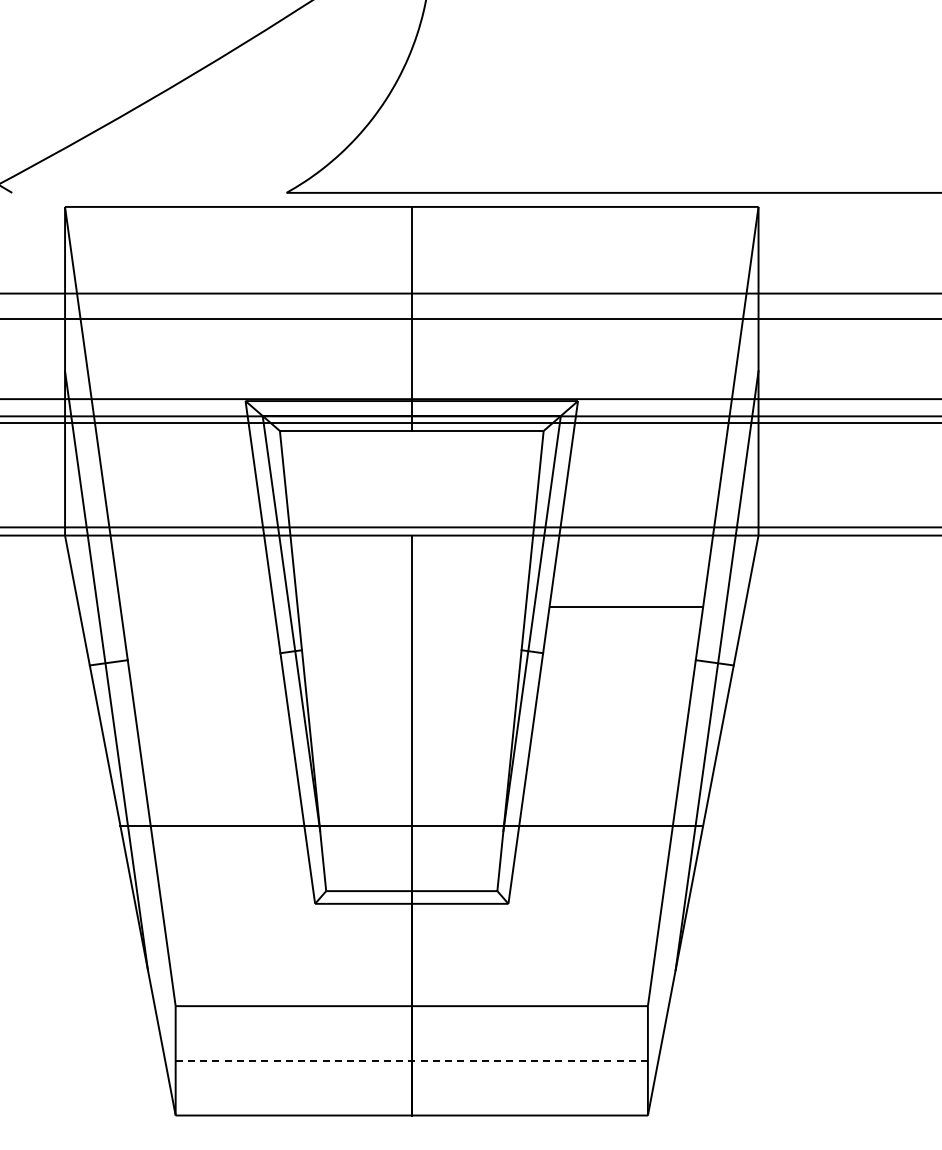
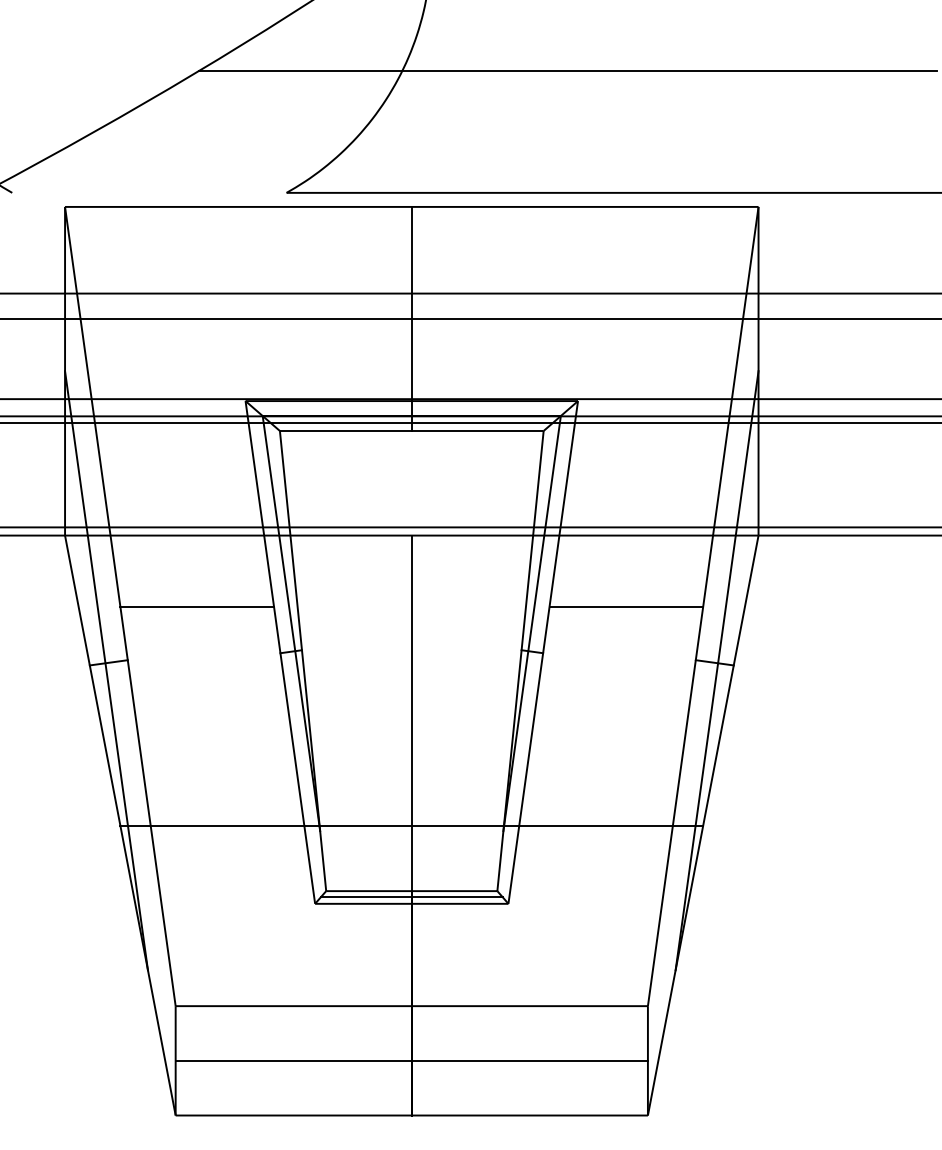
line: none -> present (567, 70)
line: none -> present (197, 606)
line: none -> present (411, 897)
line: dashed -> solid (412, 1060)
